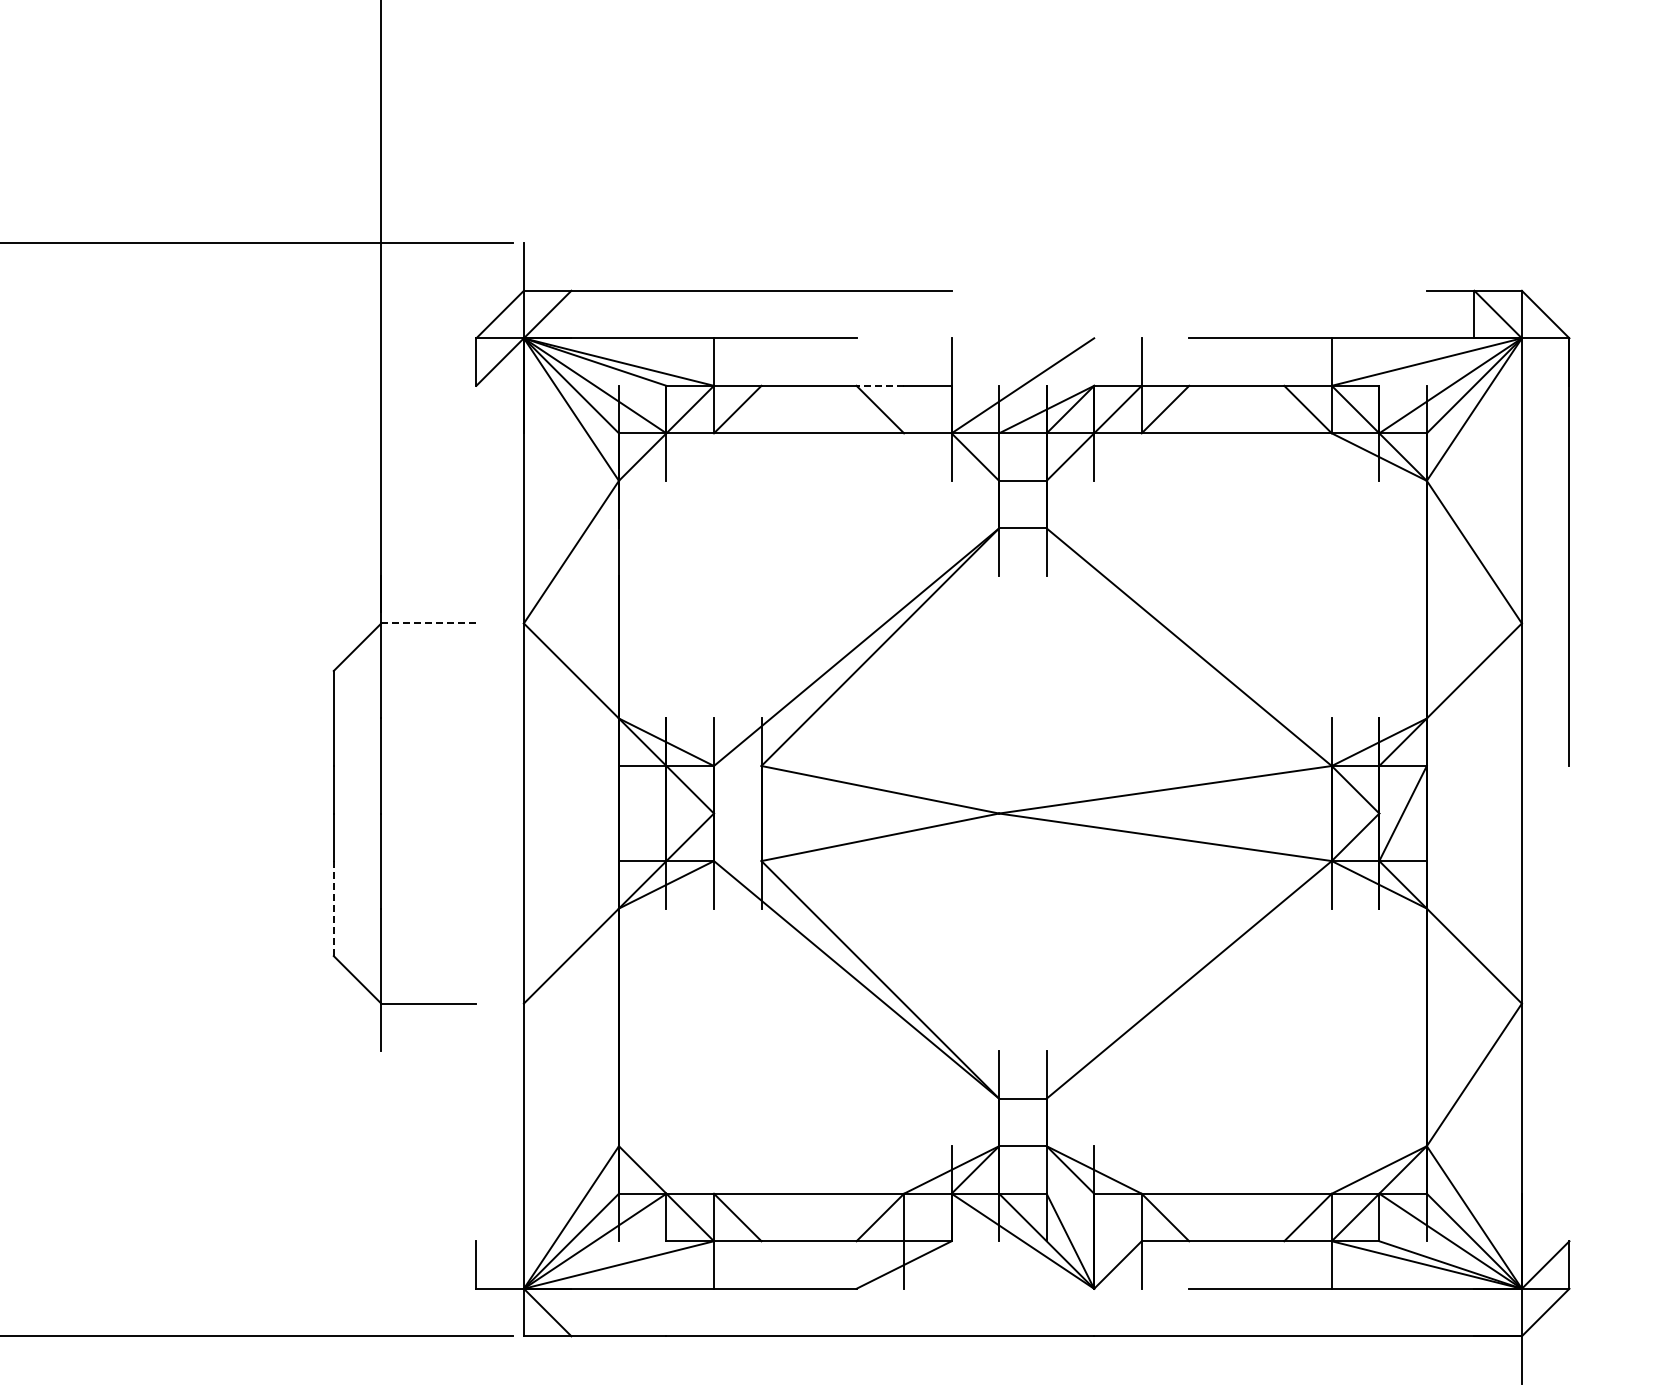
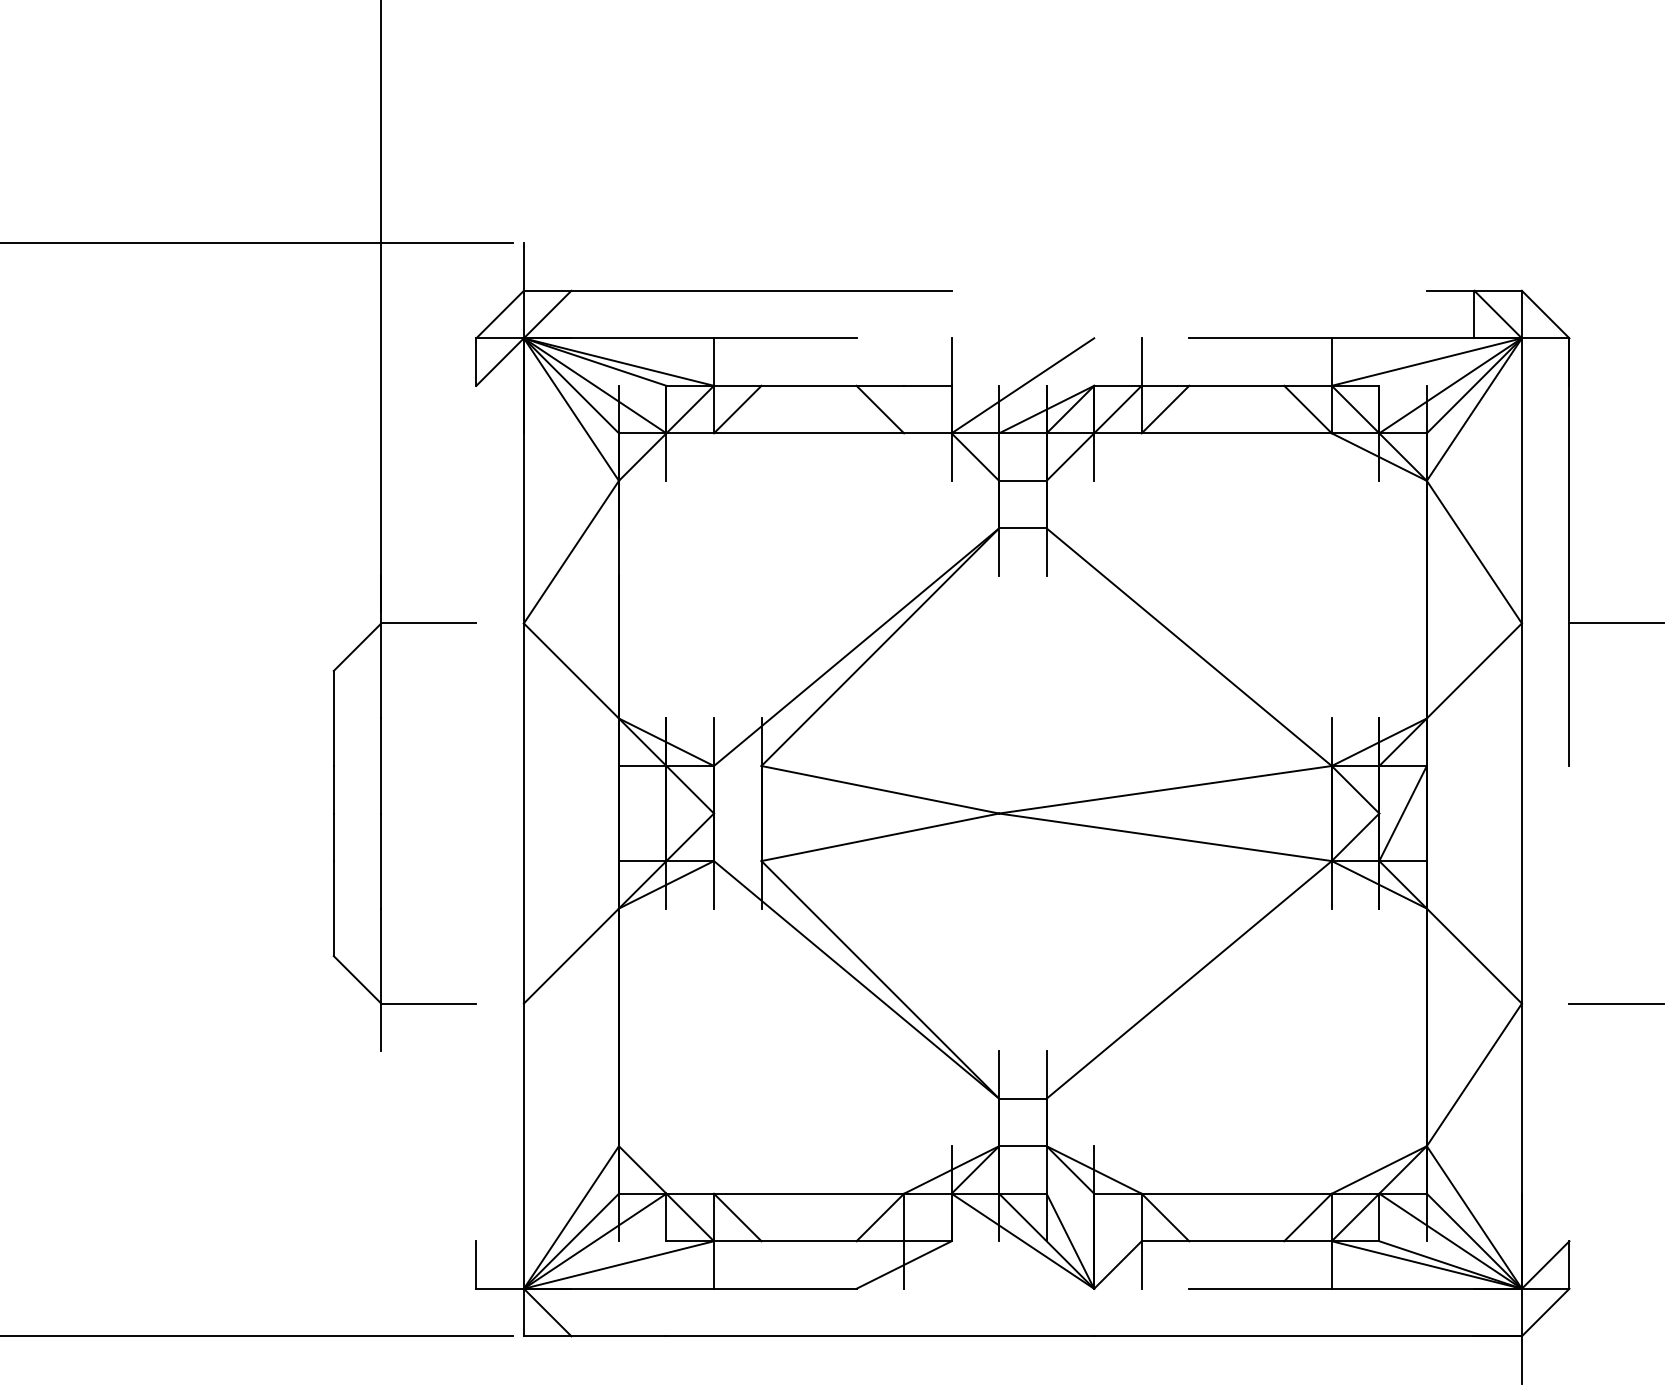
line: dashed -> solid (880, 385)
line: dashed -> solid (428, 623)
line: none -> present (1616, 623)
line: dashed -> solid (333, 908)
line: none -> present (1616, 1003)
